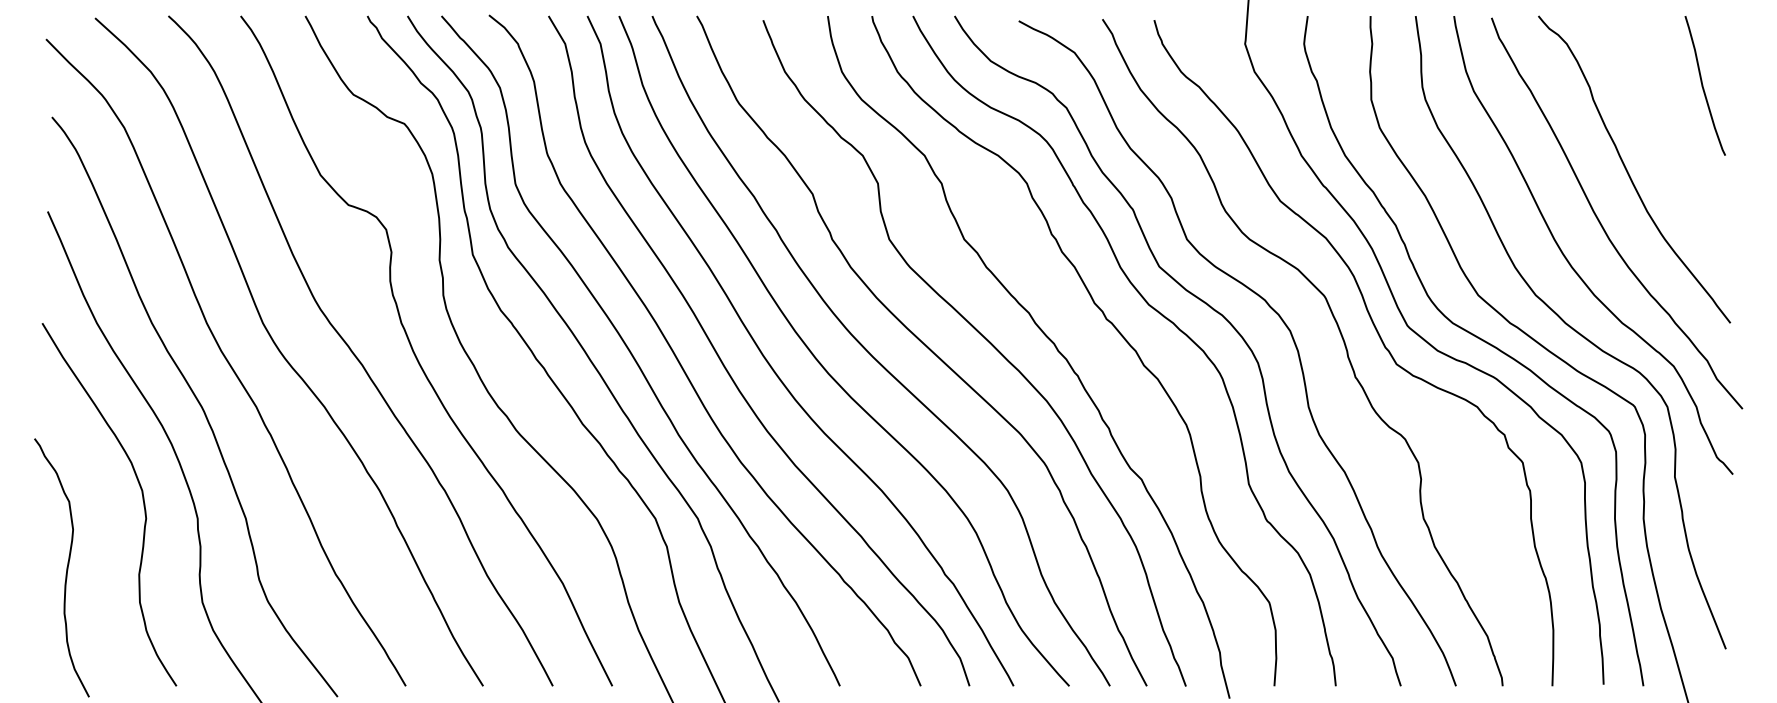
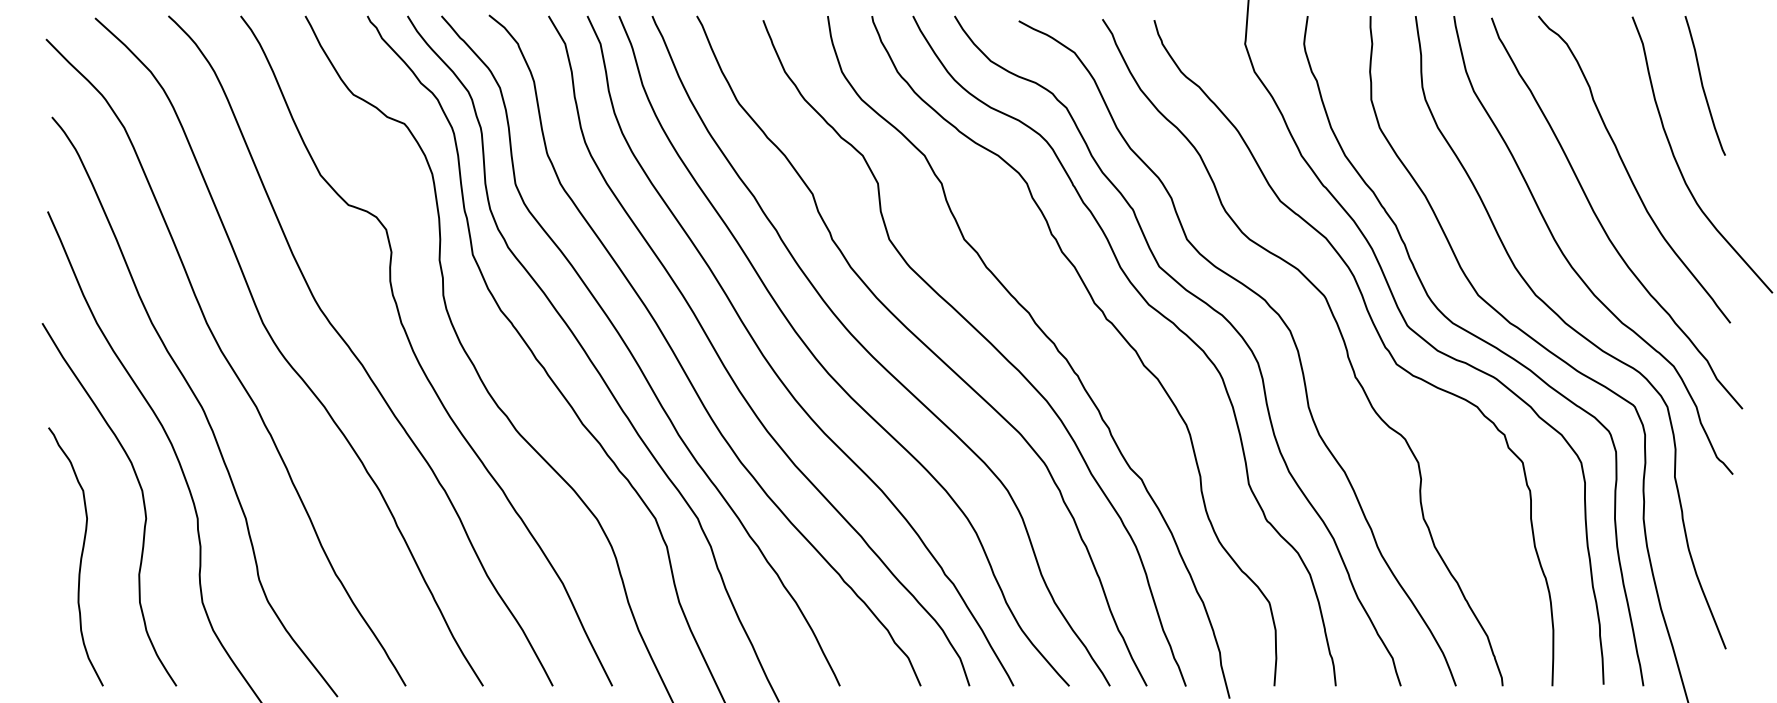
curve: none -> present (1679, 166)
curve position: (66, 567) -> (80, 556) (80, 556)
